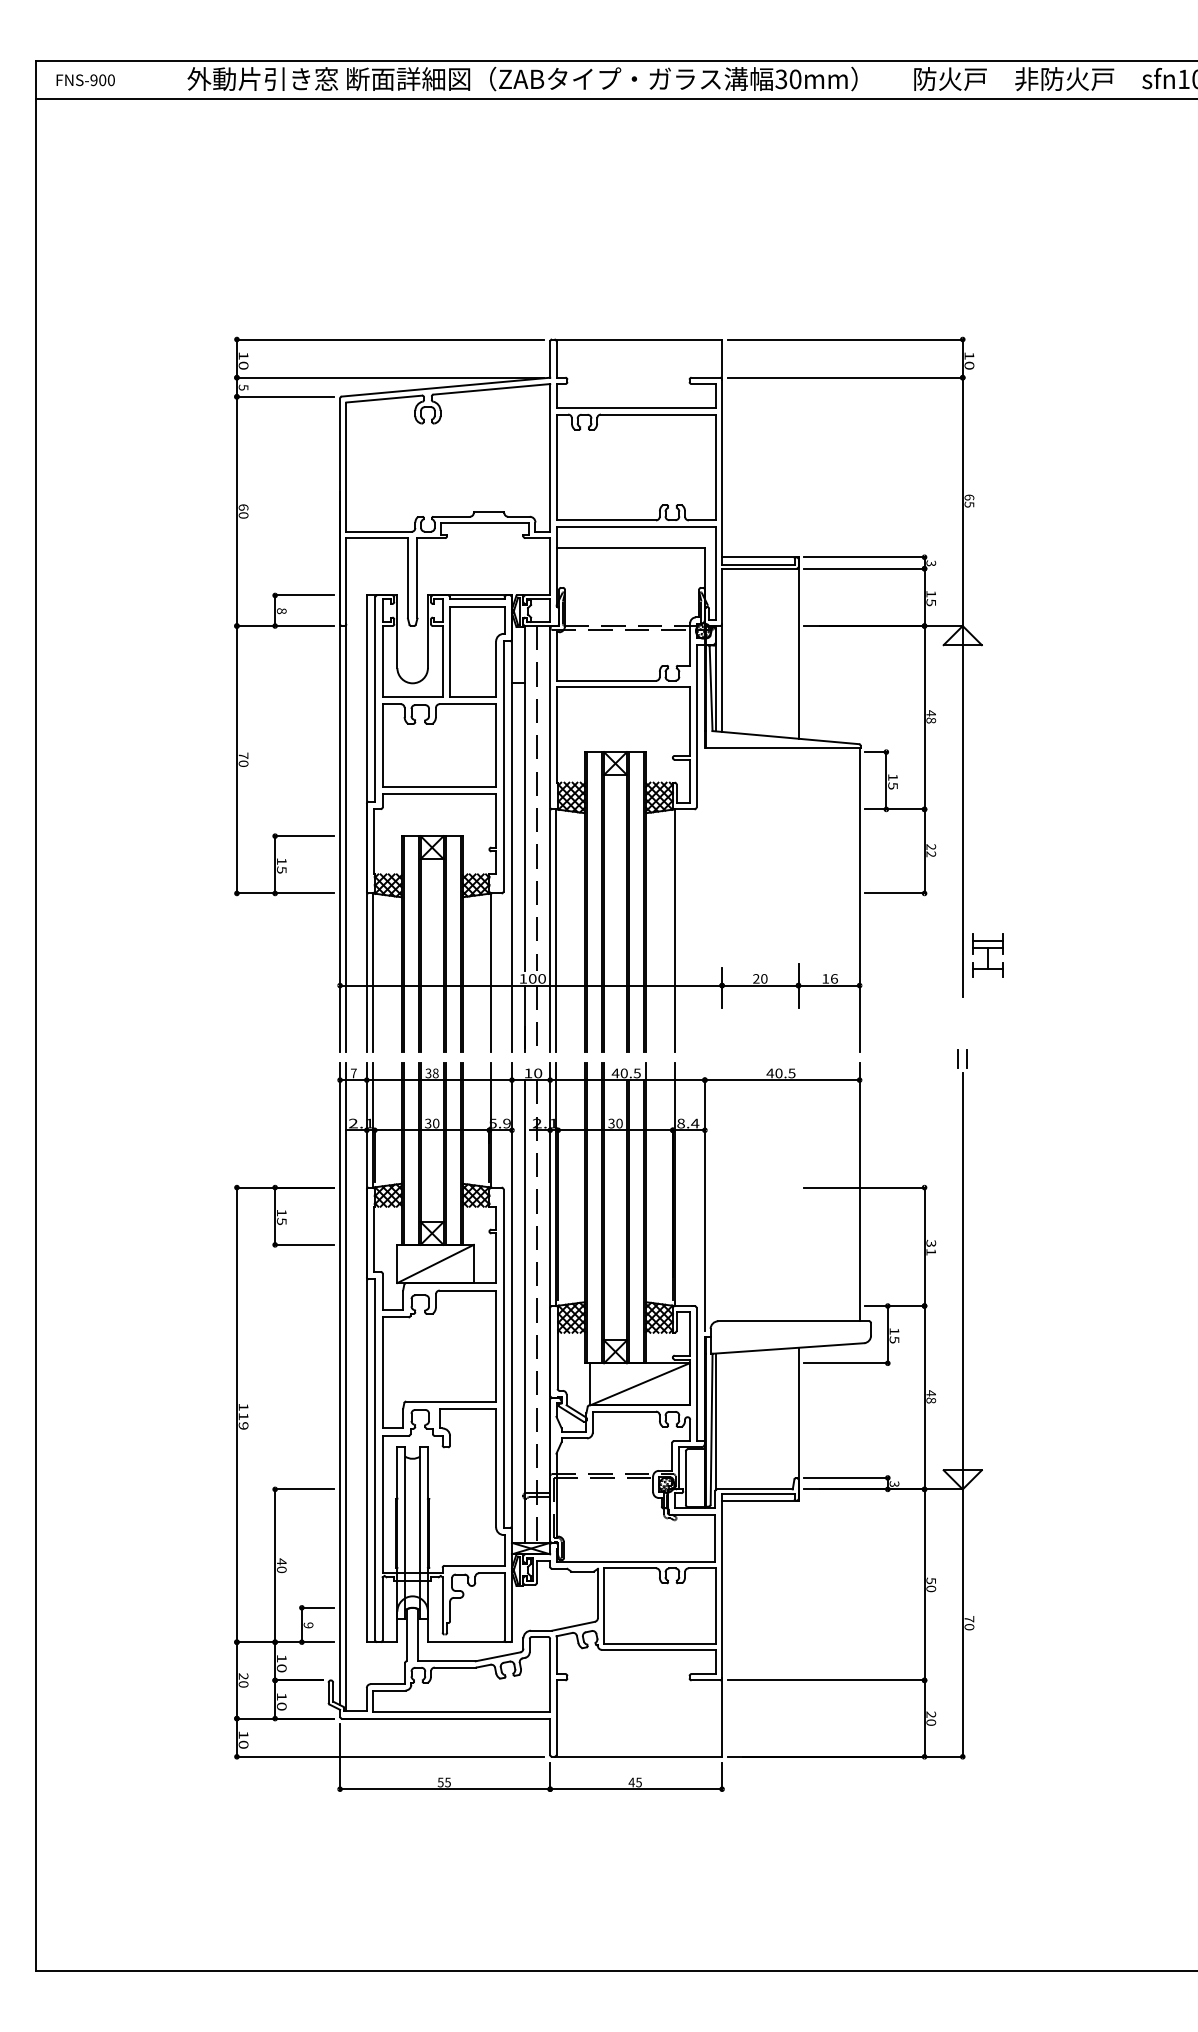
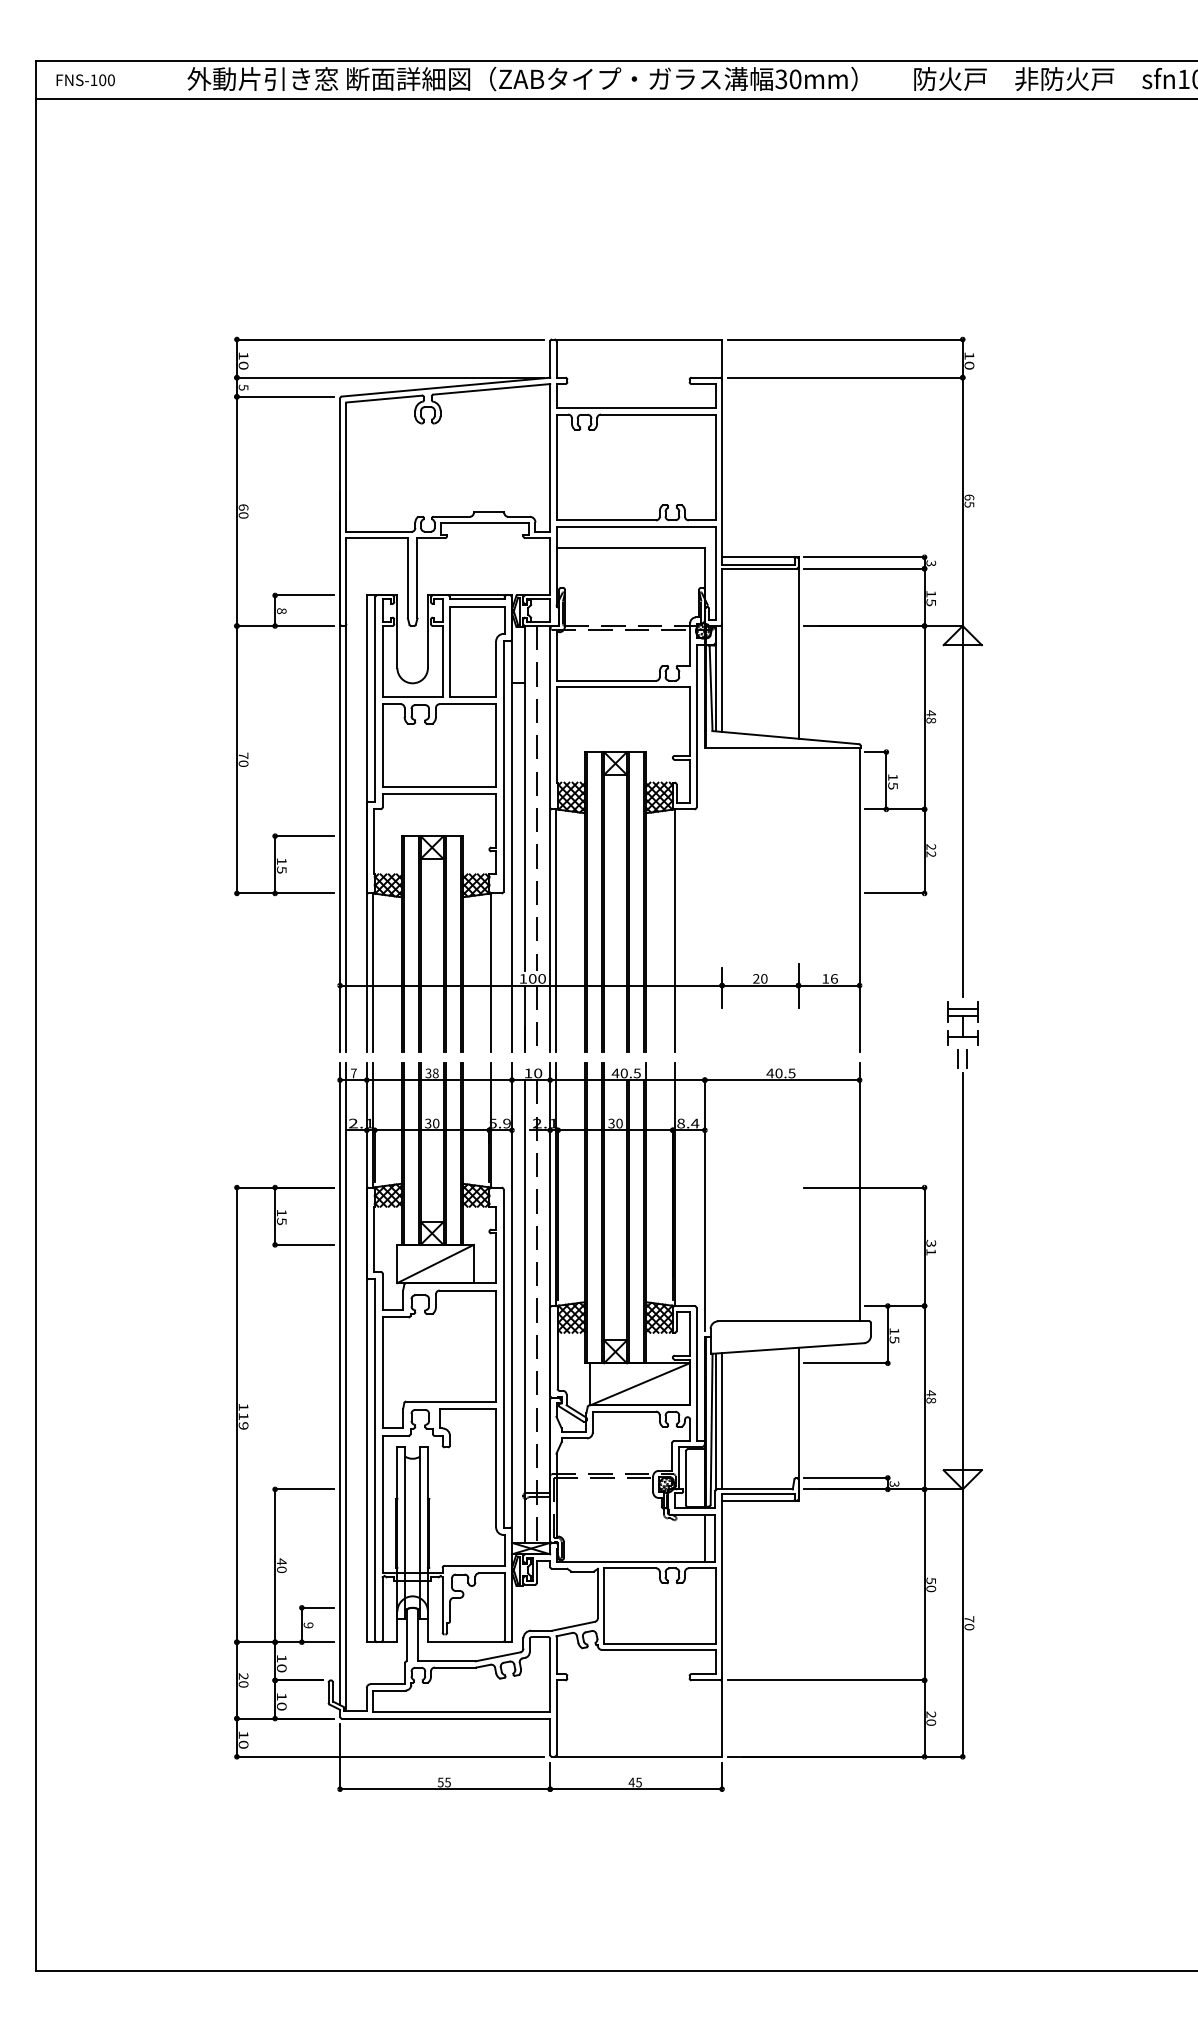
text: FNS-900 -> FNS-100 (93, 80)
part position: (987, 955) -> (962, 1023) (962, 1023)
line: none -> present (722, 1421)
line: none -> present (704, 1537)
